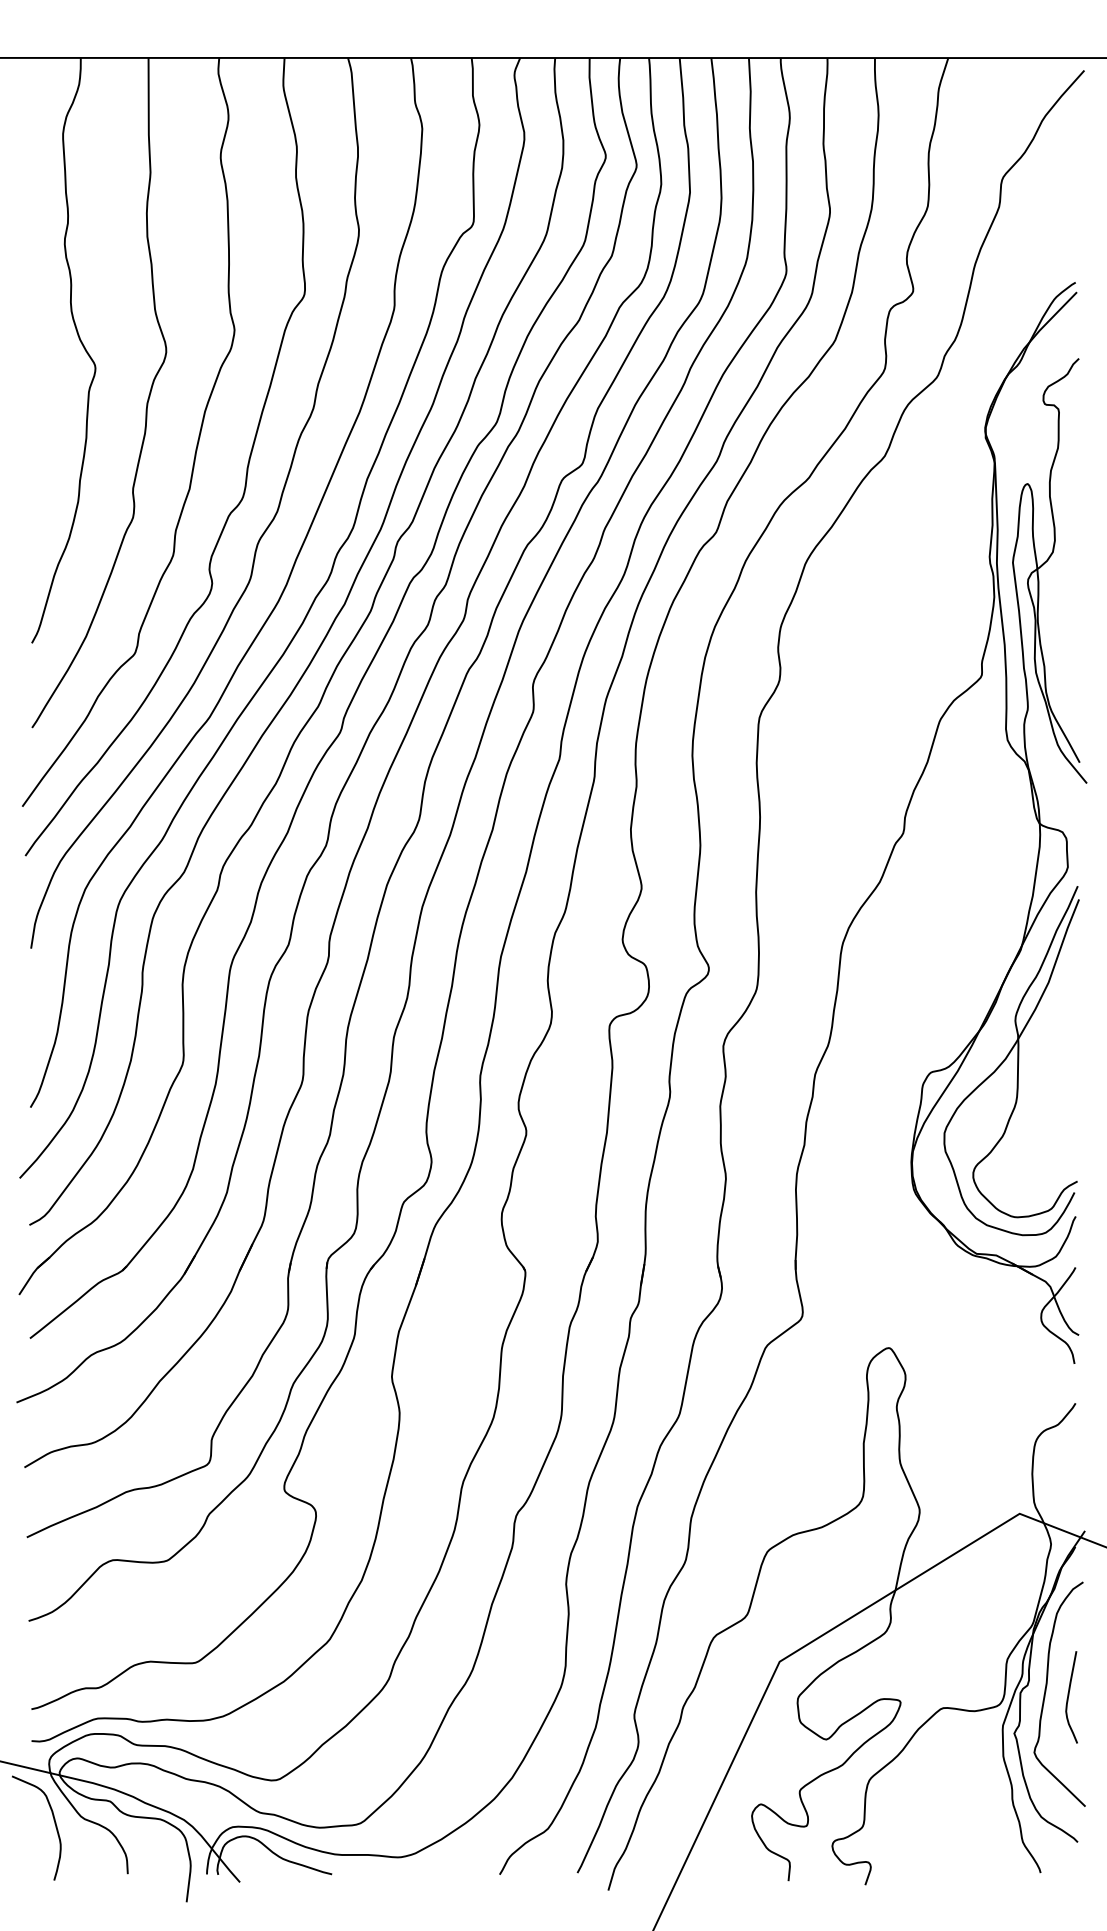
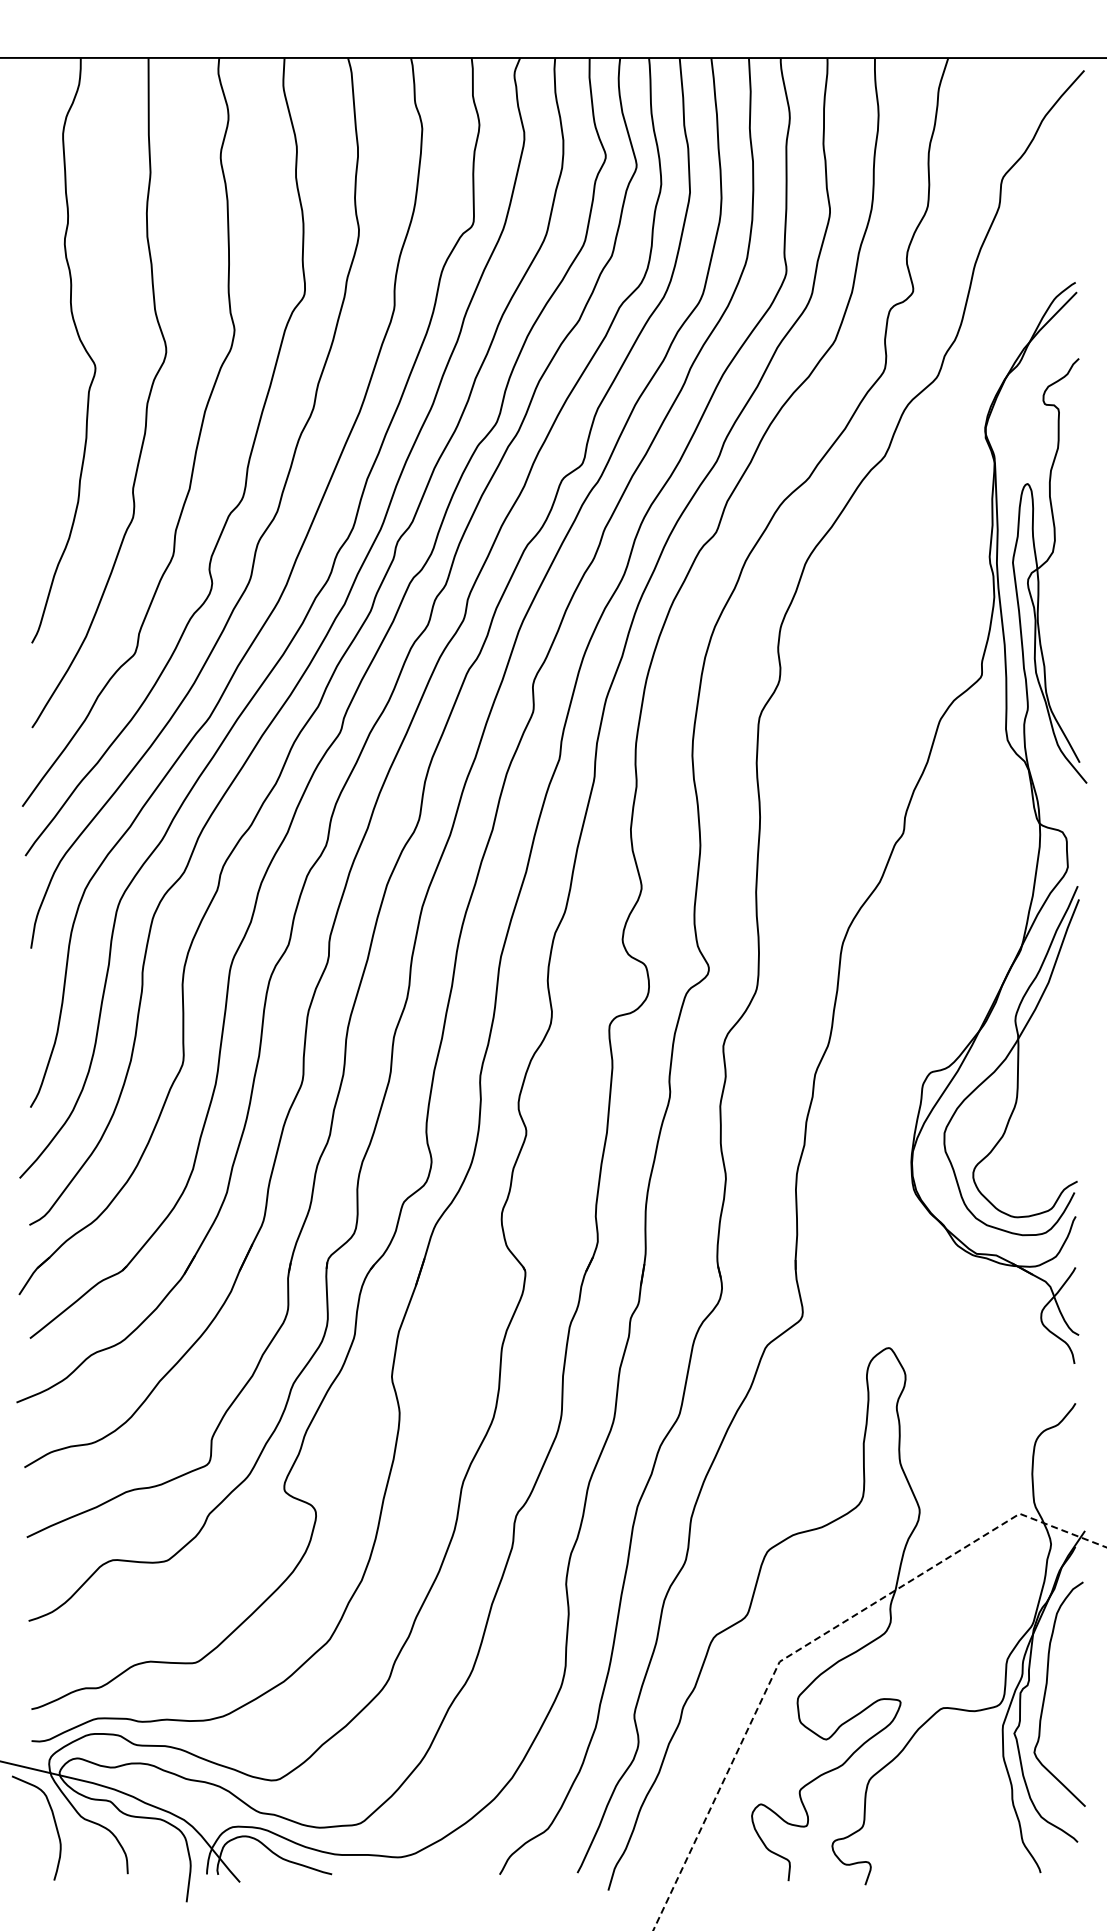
line: solid -> dashed (812, 1641)
curve: present -> none (1069, 1696)
